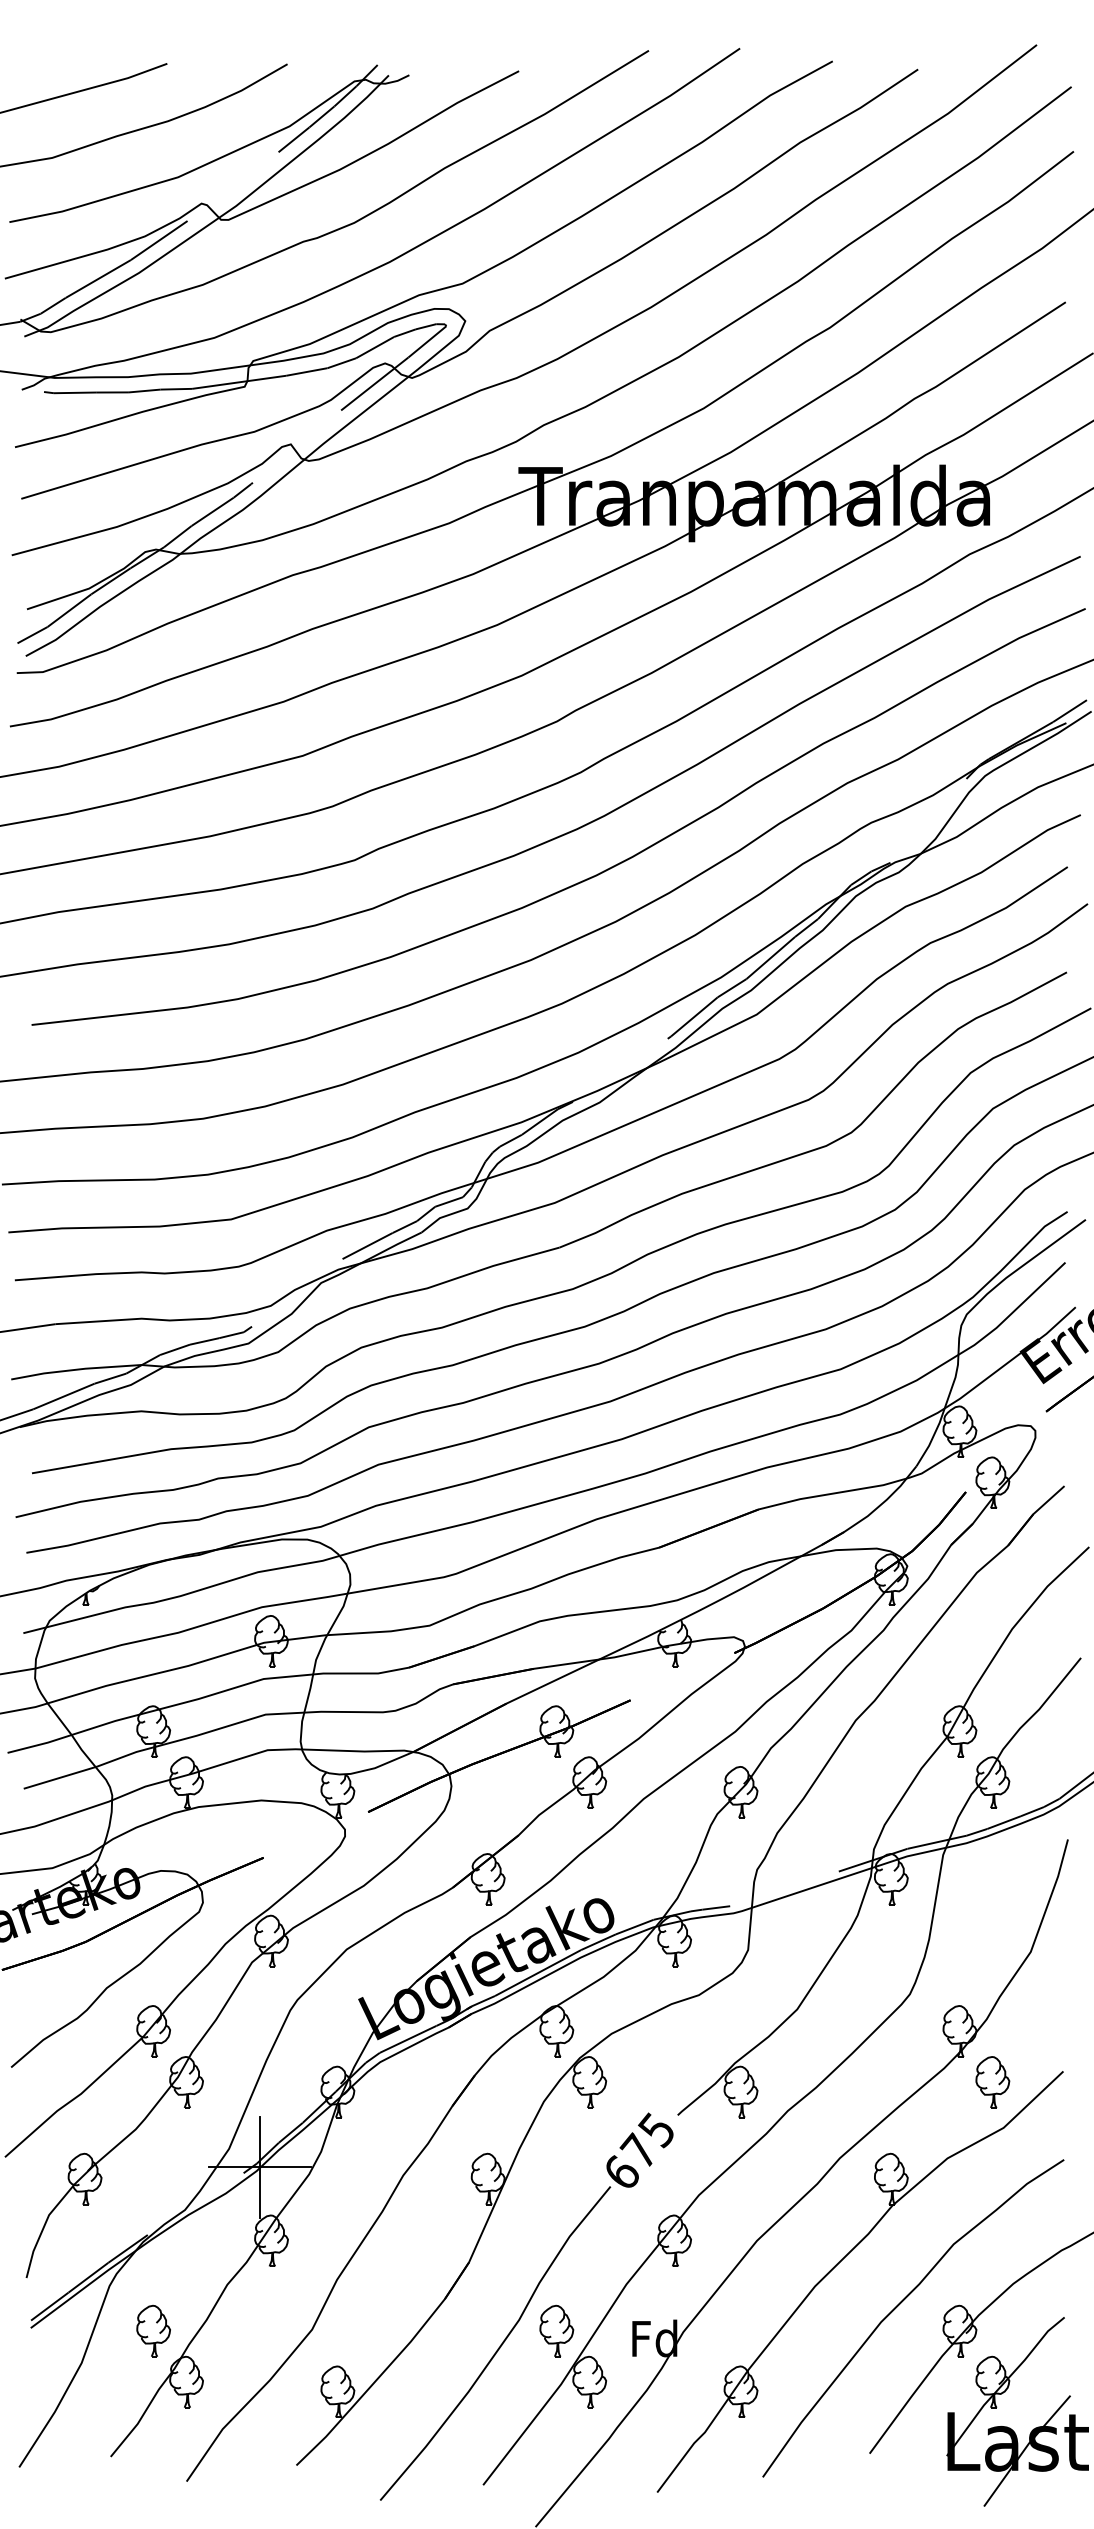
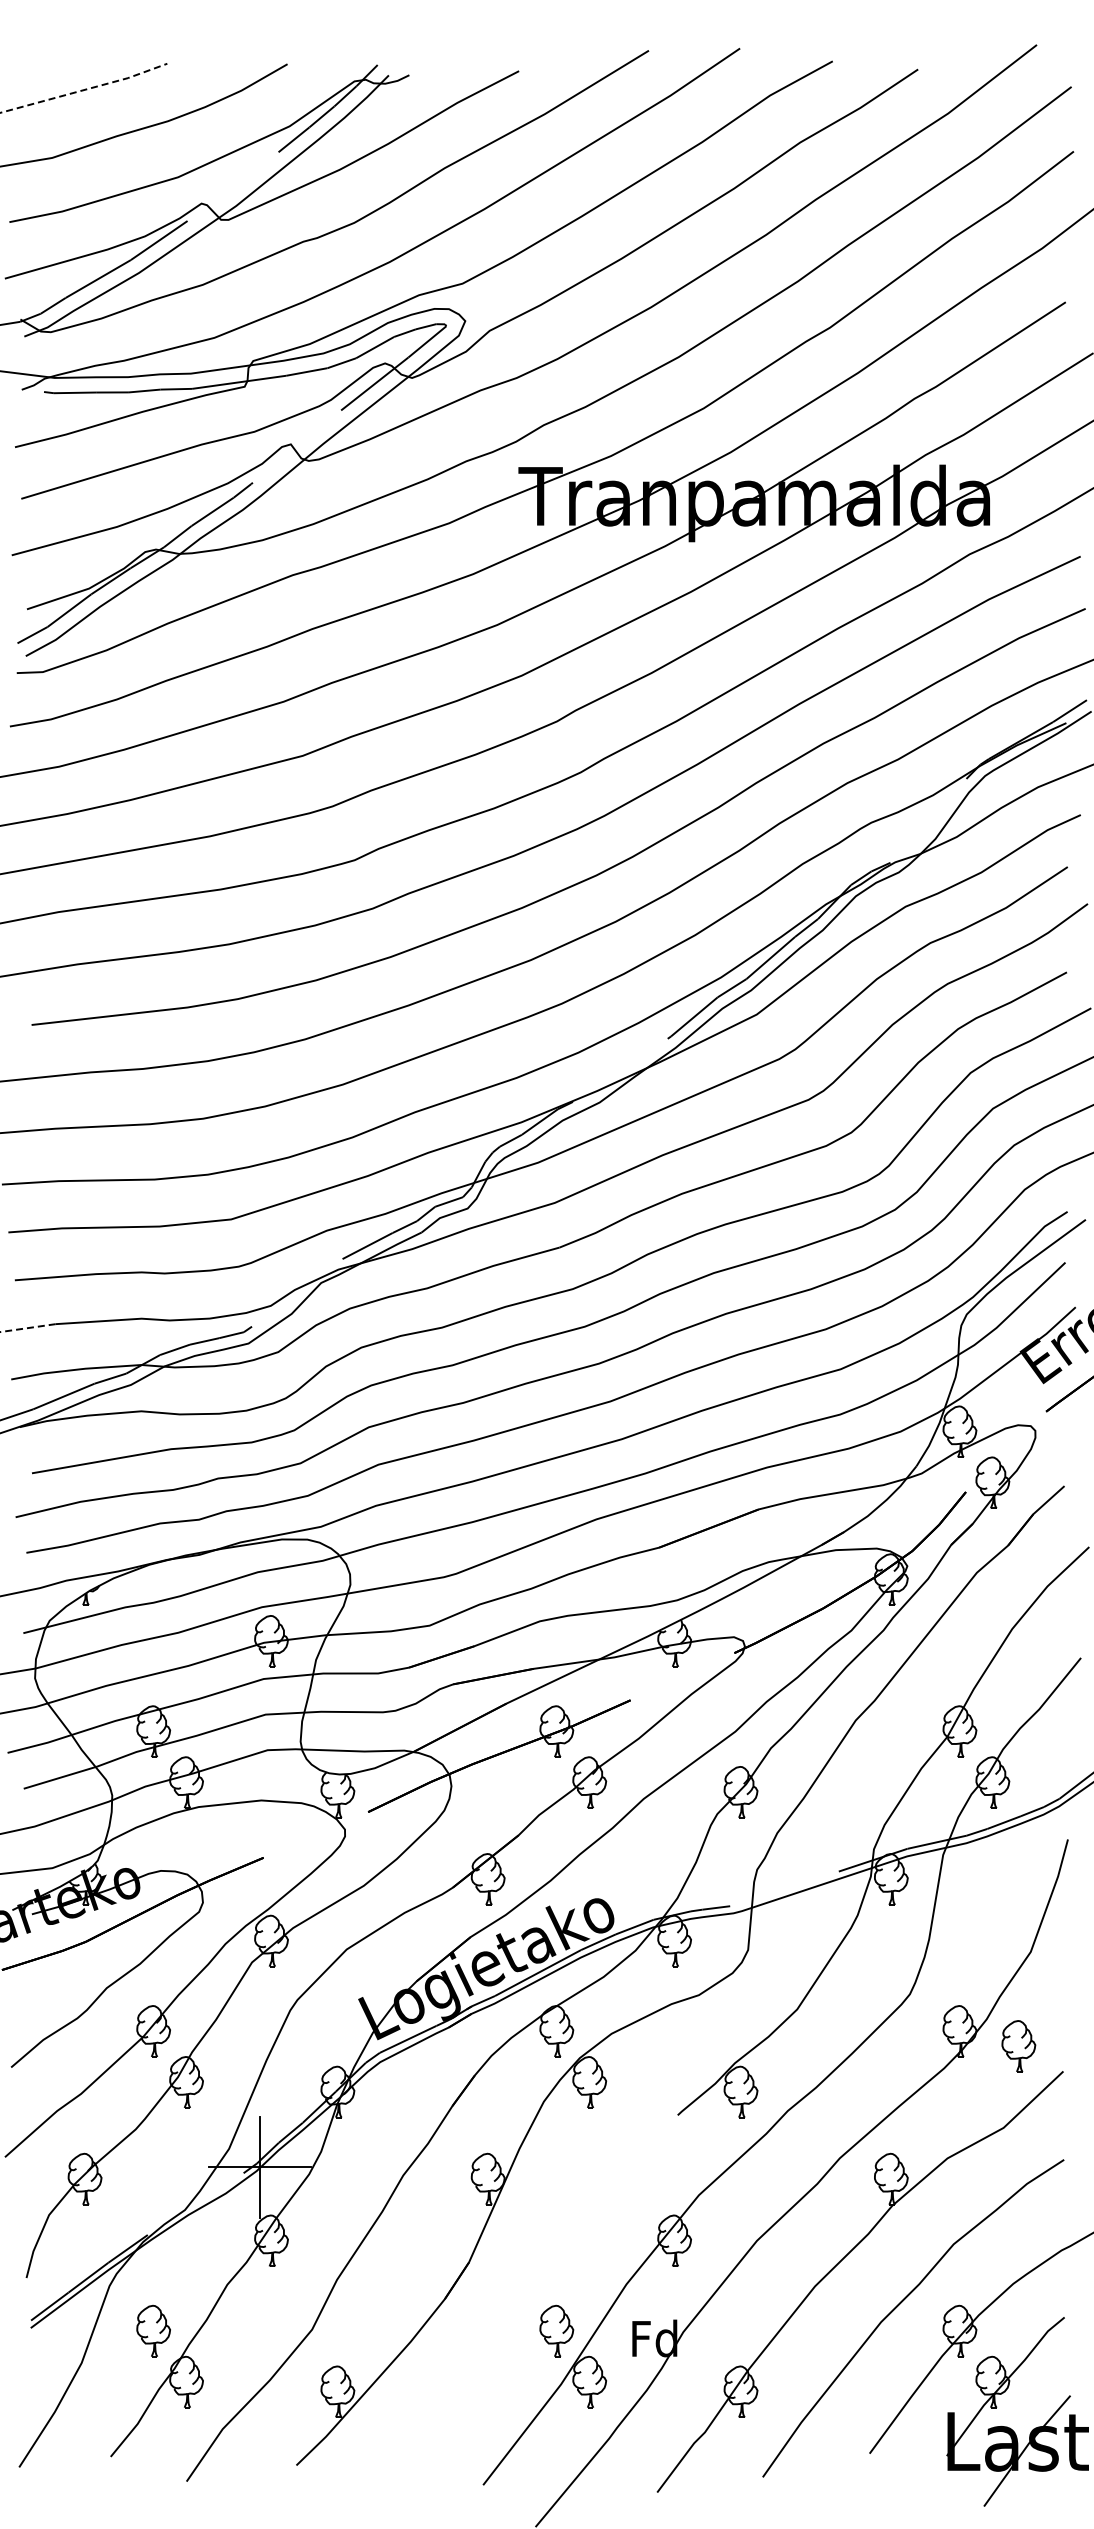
line: solid -> dashed (84, 89)
line: solid -> dashed (28, 1328)
part position: (992, 2082) -> (1018, 2046) (1018, 2046)
part: present -> none (526, 2306)
